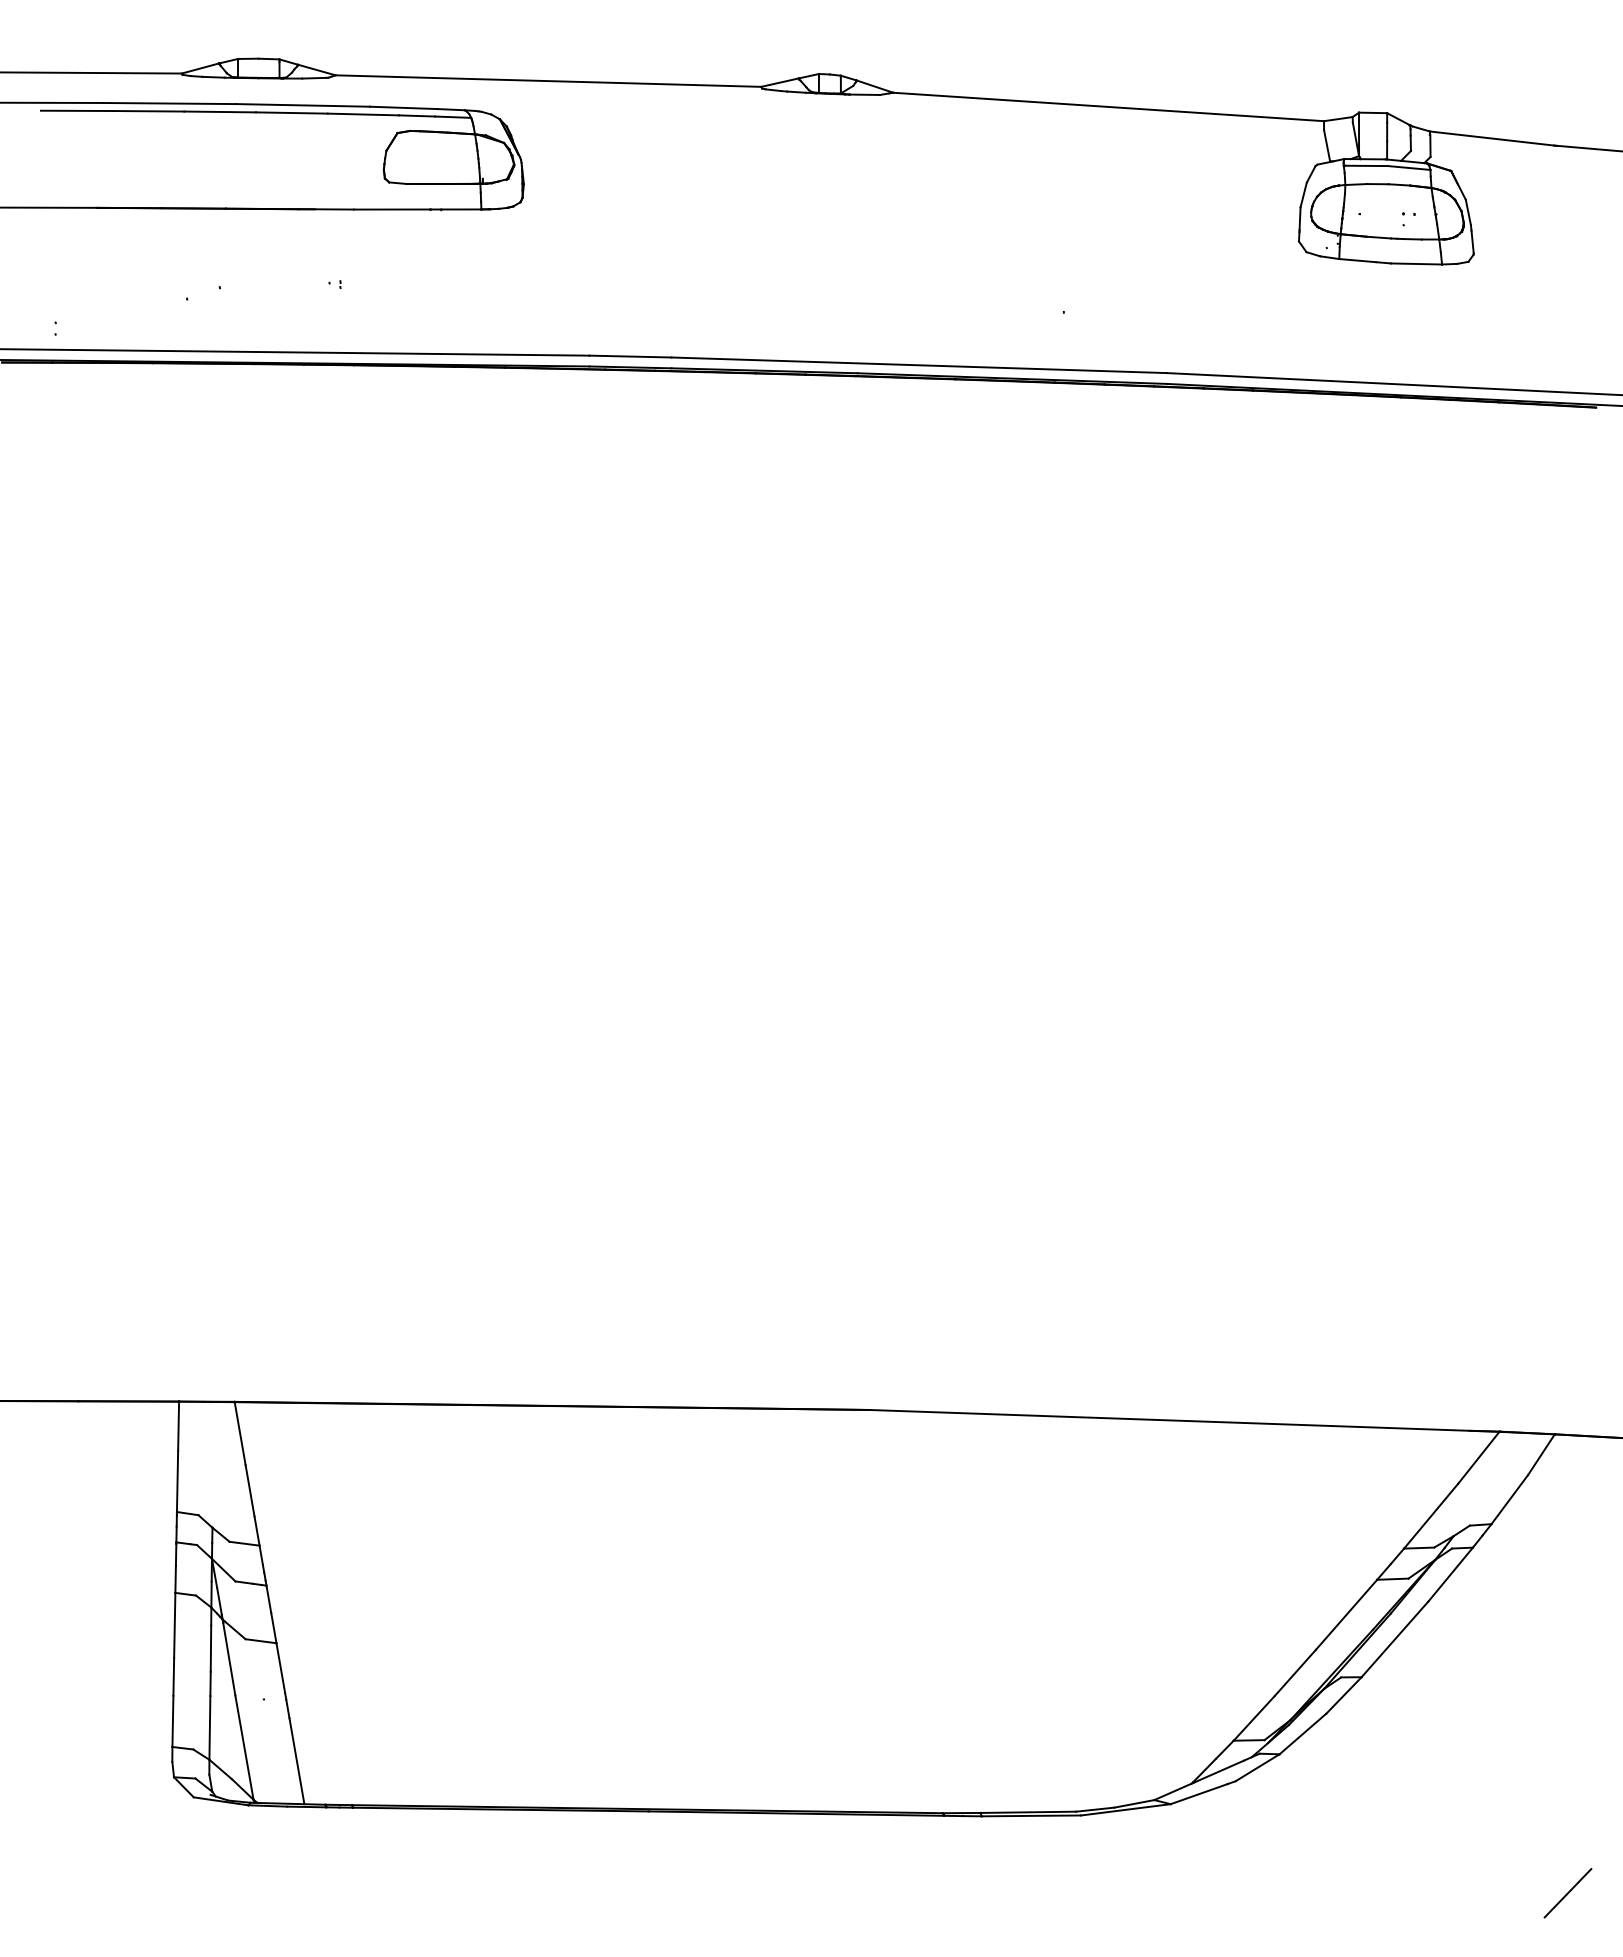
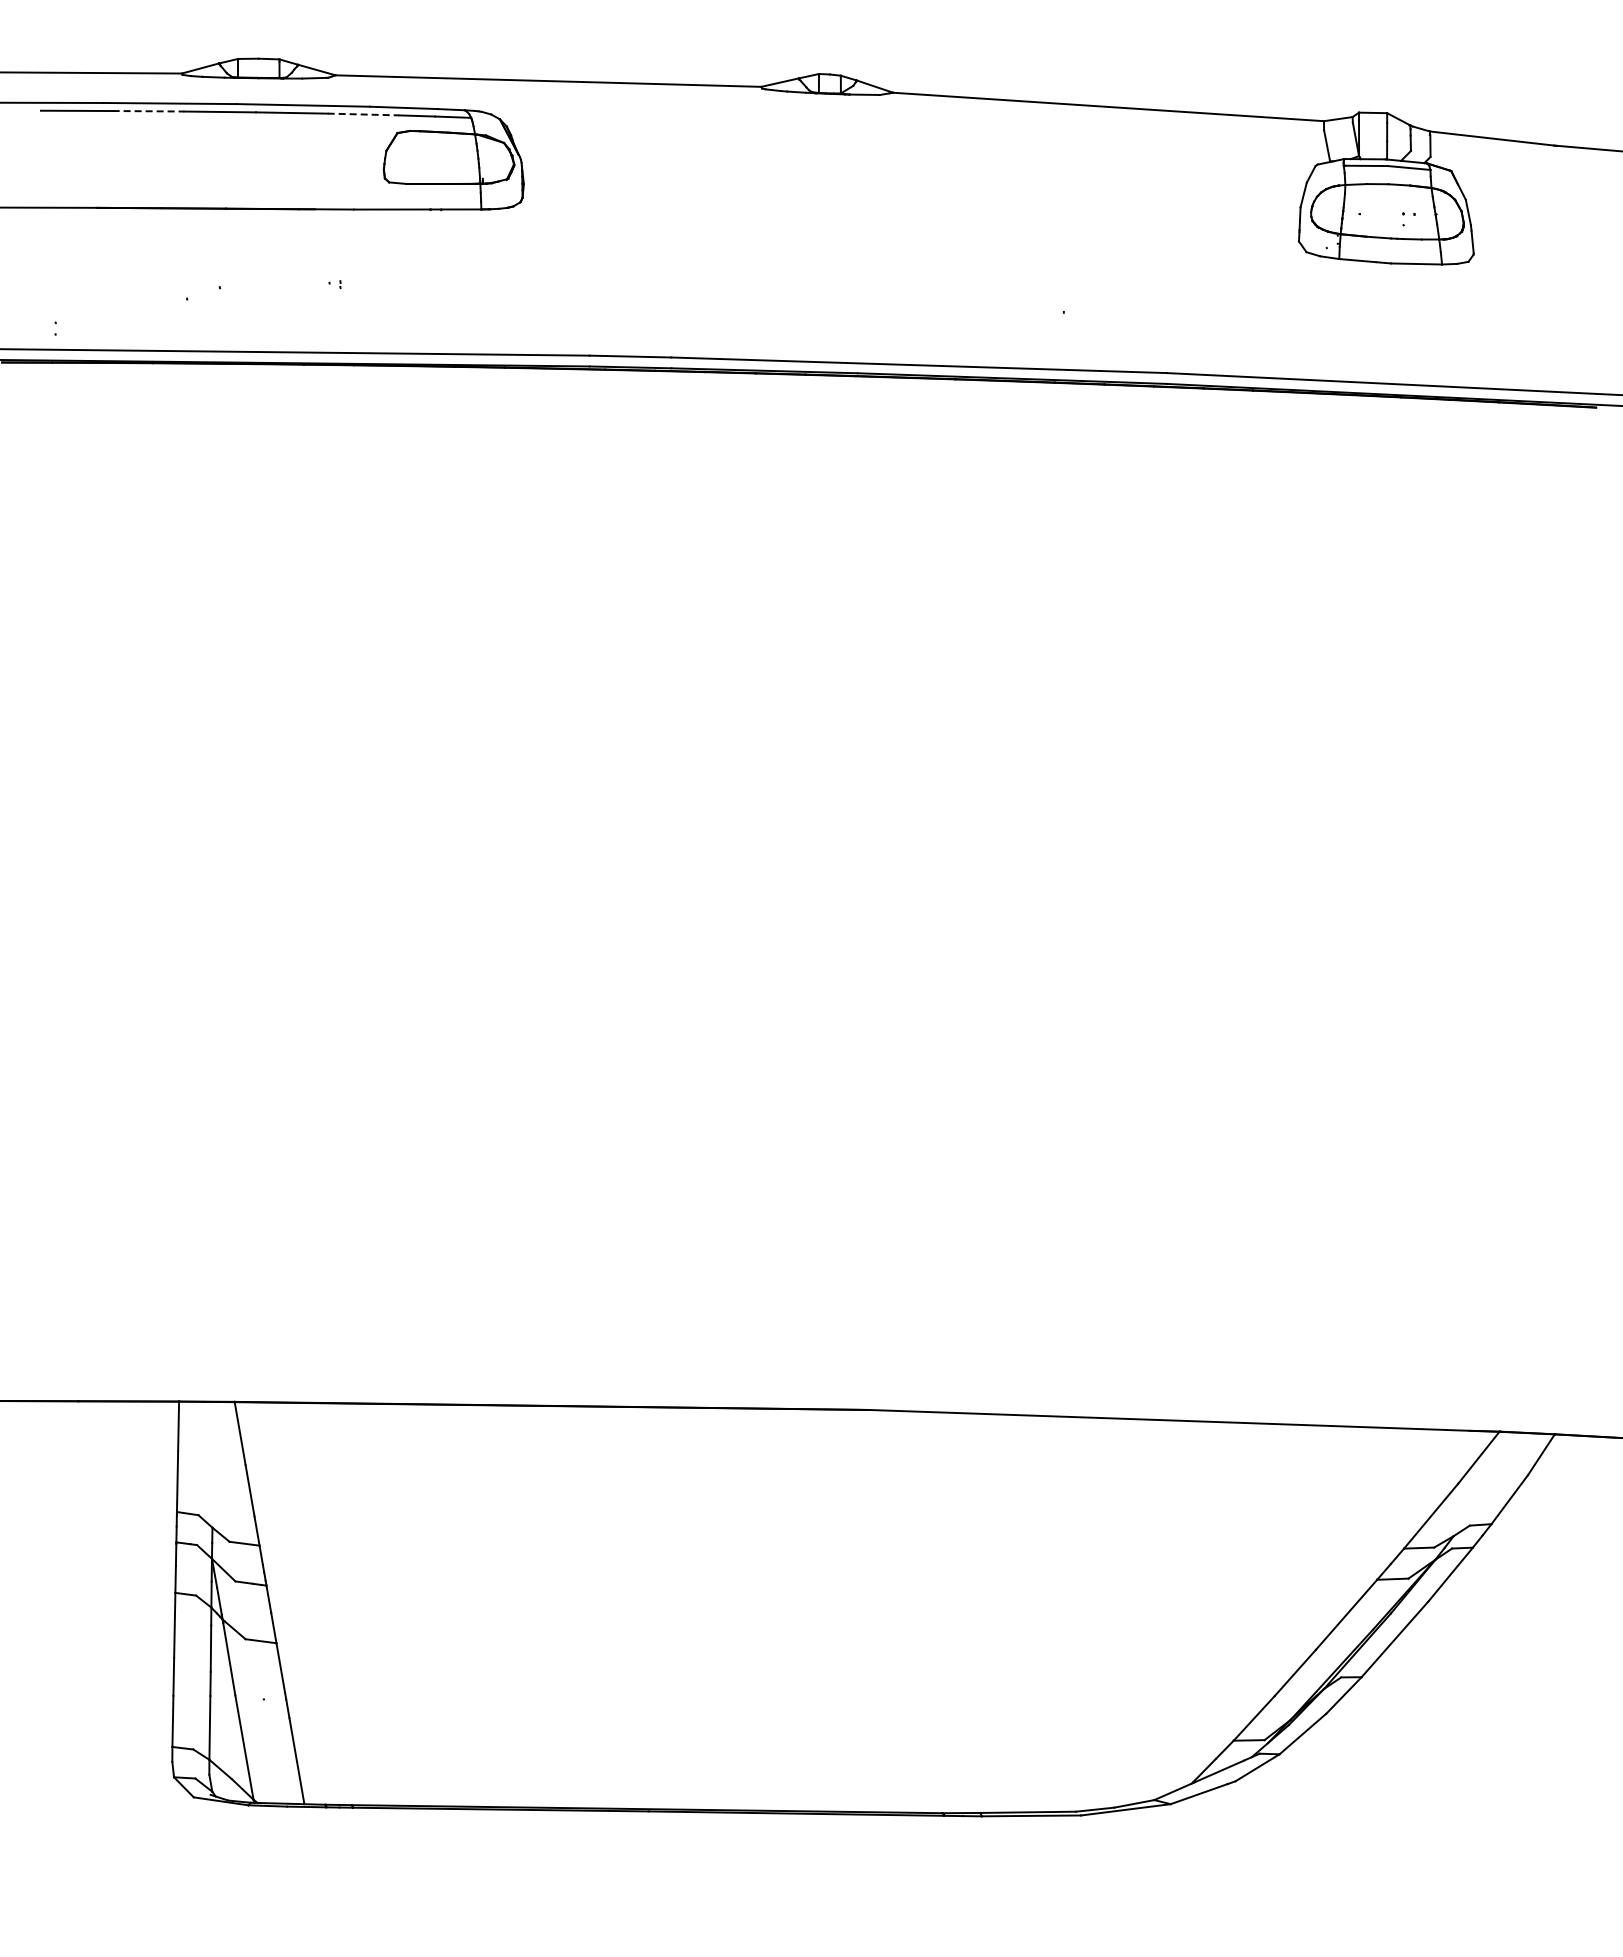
line: solid -> dashed (148, 111)
line: solid -> dashed (363, 114)
line: present -> none (1567, 1893)
